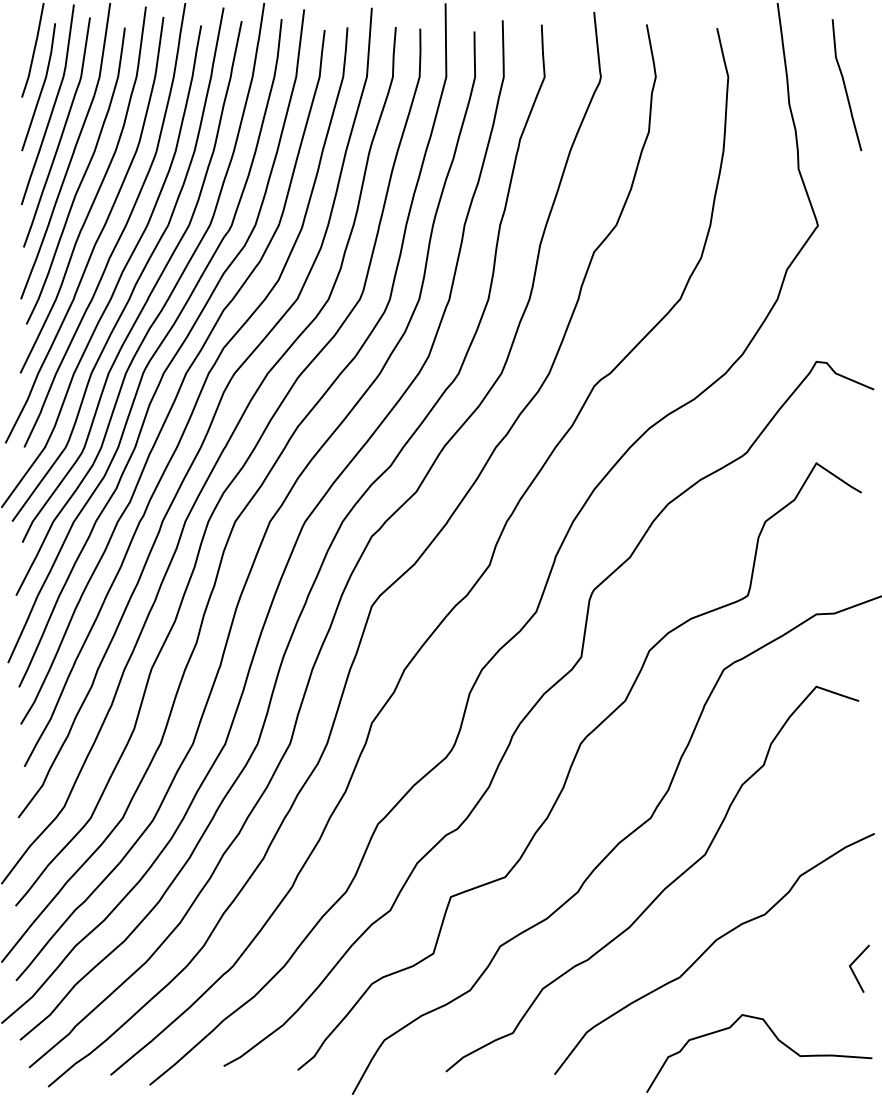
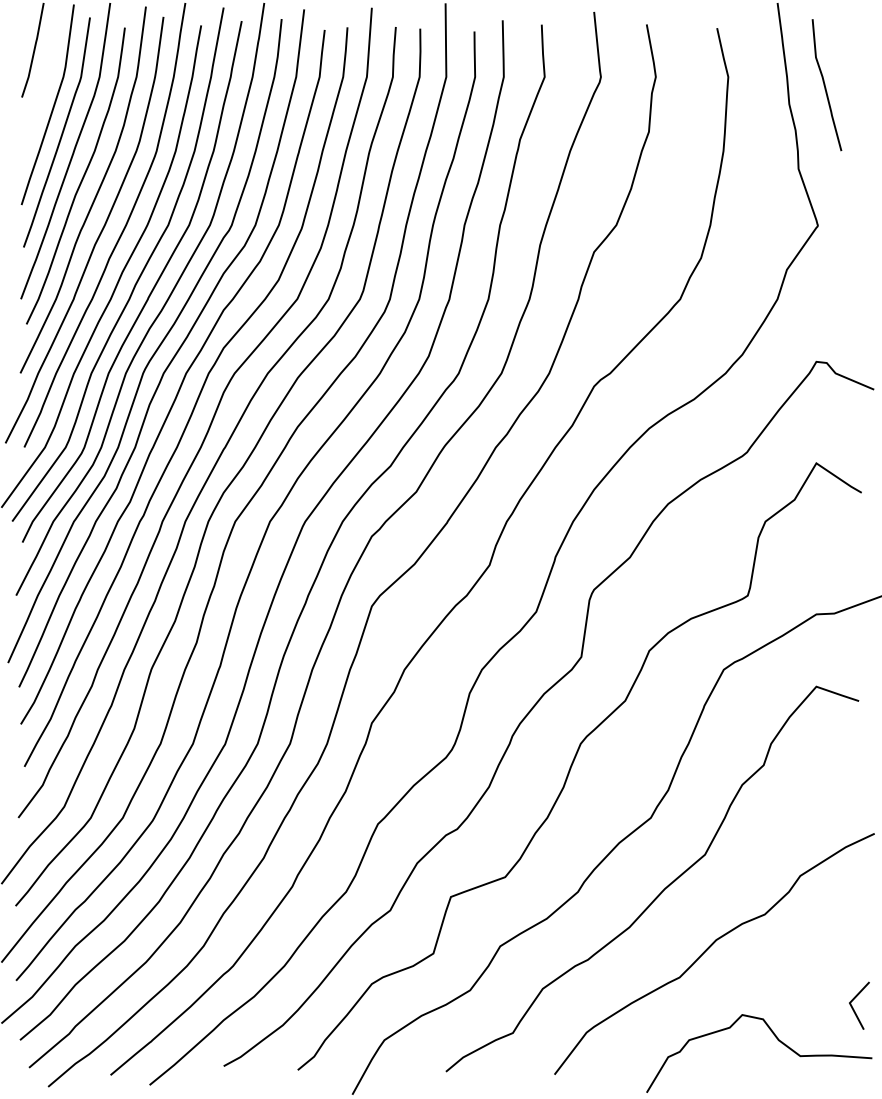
curve position: (845, 85) -> (825, 85) (825, 85)
curve: present -> none (41, 87)
line position: (853, 970) -> (853, 1007) (853, 1007)
